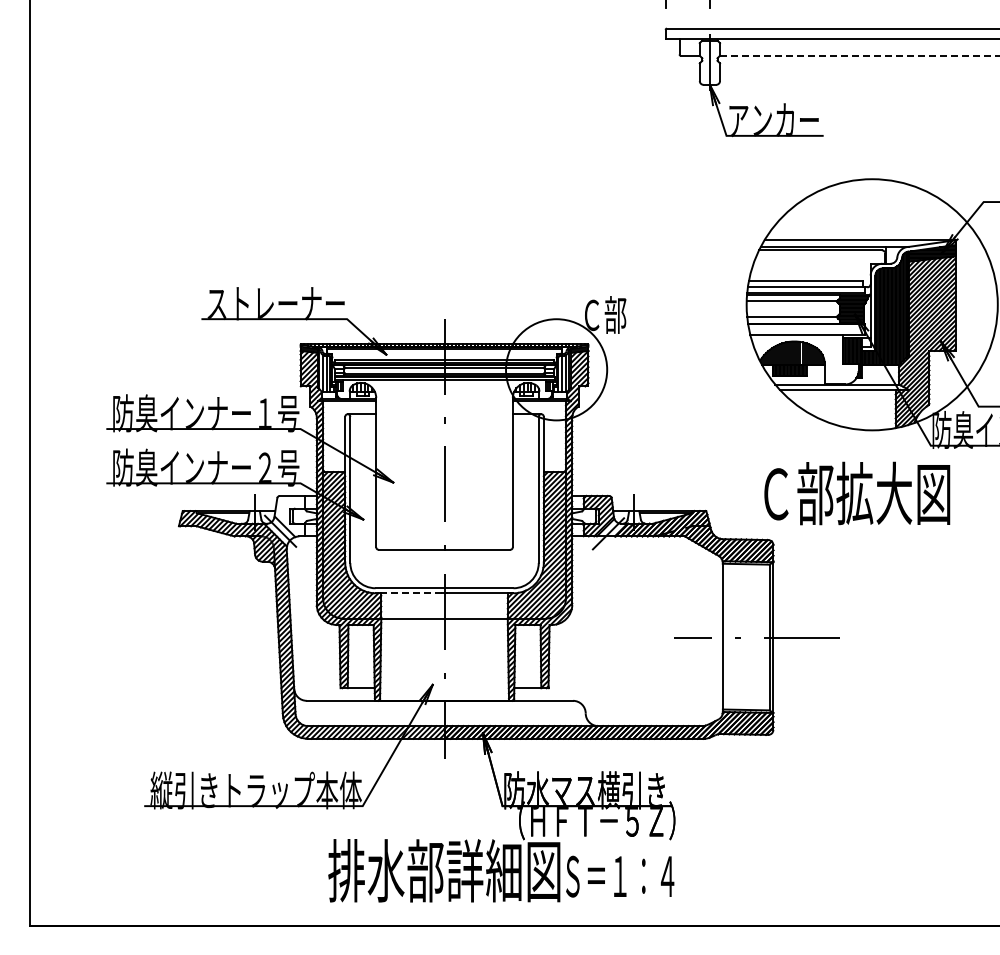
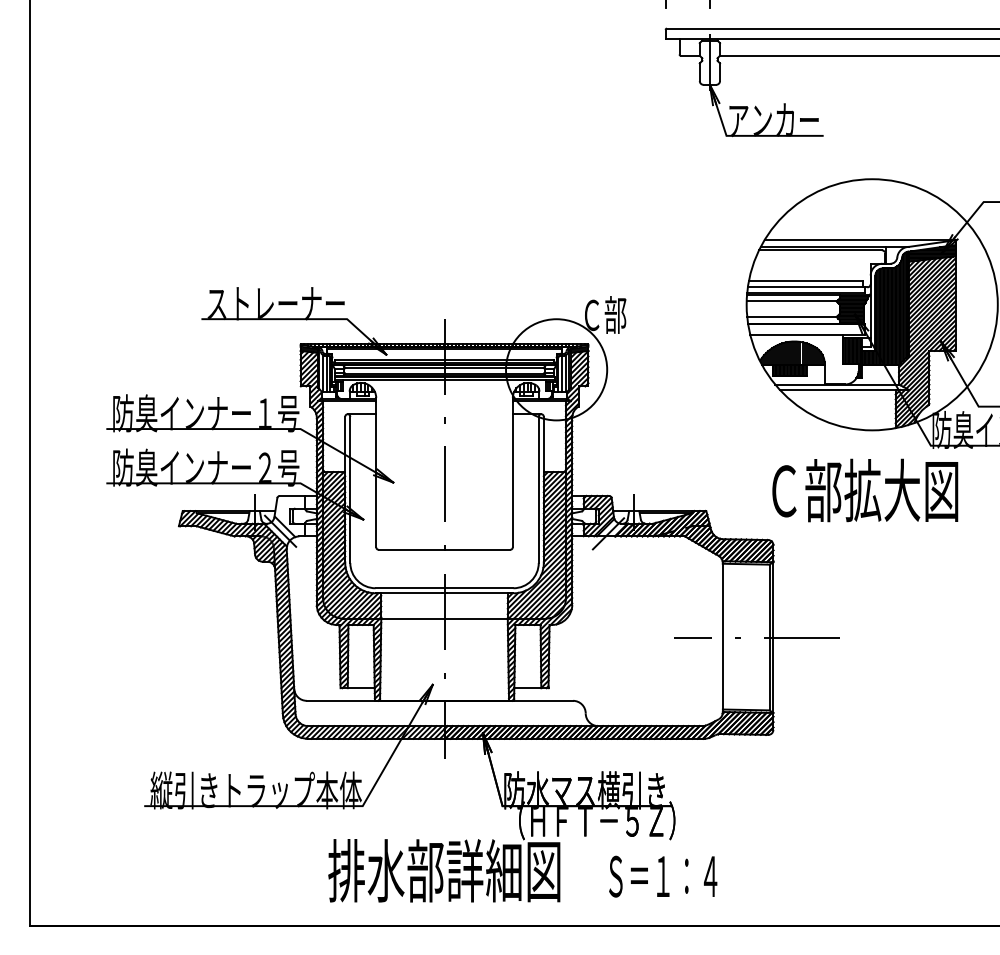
line: dashed -> solid (860, 55)
text position: (857, 493) -> (865, 490) (865, 490)
line: dashed -> solid (408, 593)
text position: (620, 876) -> (663, 876) (663, 876)
